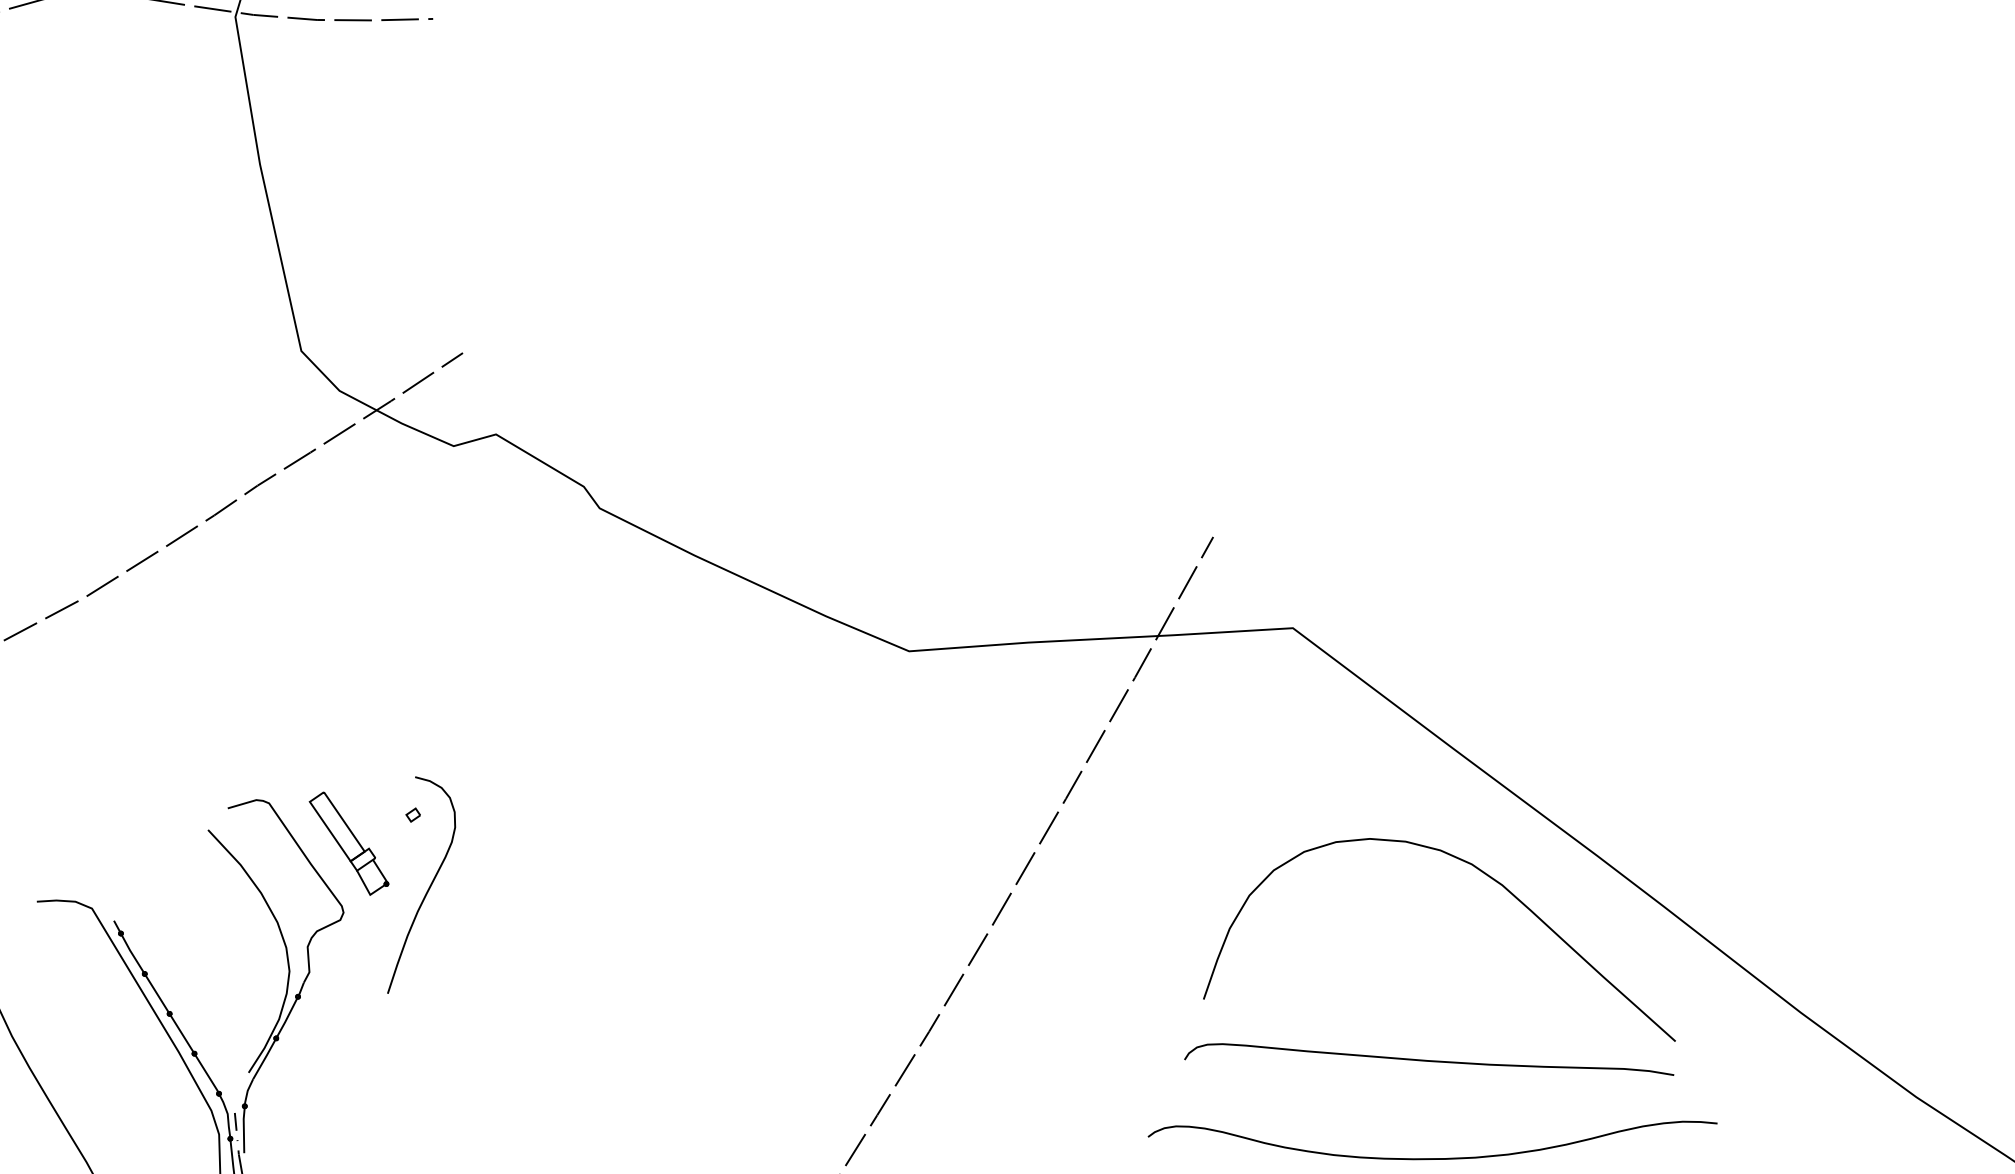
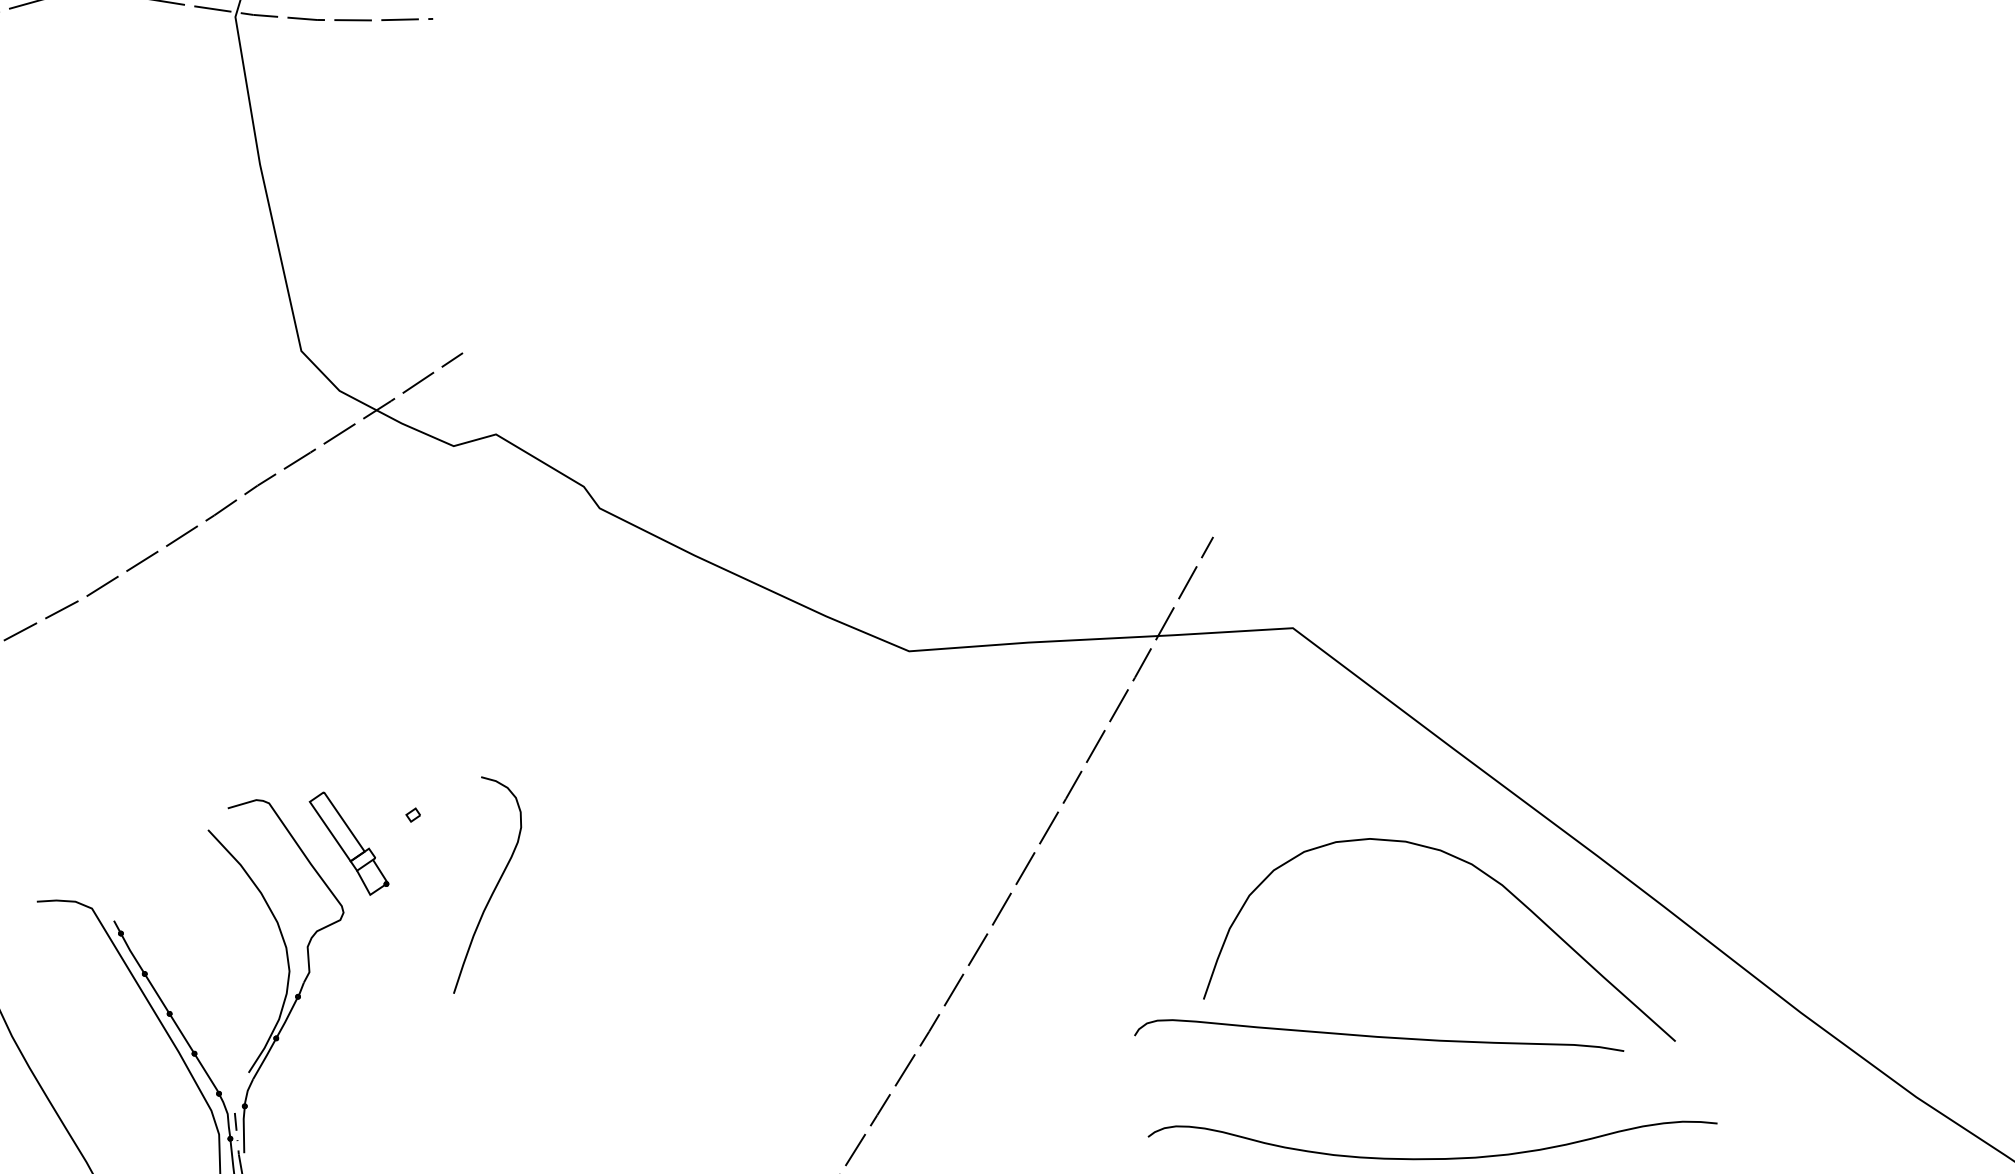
curve position: (428, 887) -> (494, 887) (494, 887)
curve position: (1429, 1060) -> (1379, 1036) (1379, 1036)
